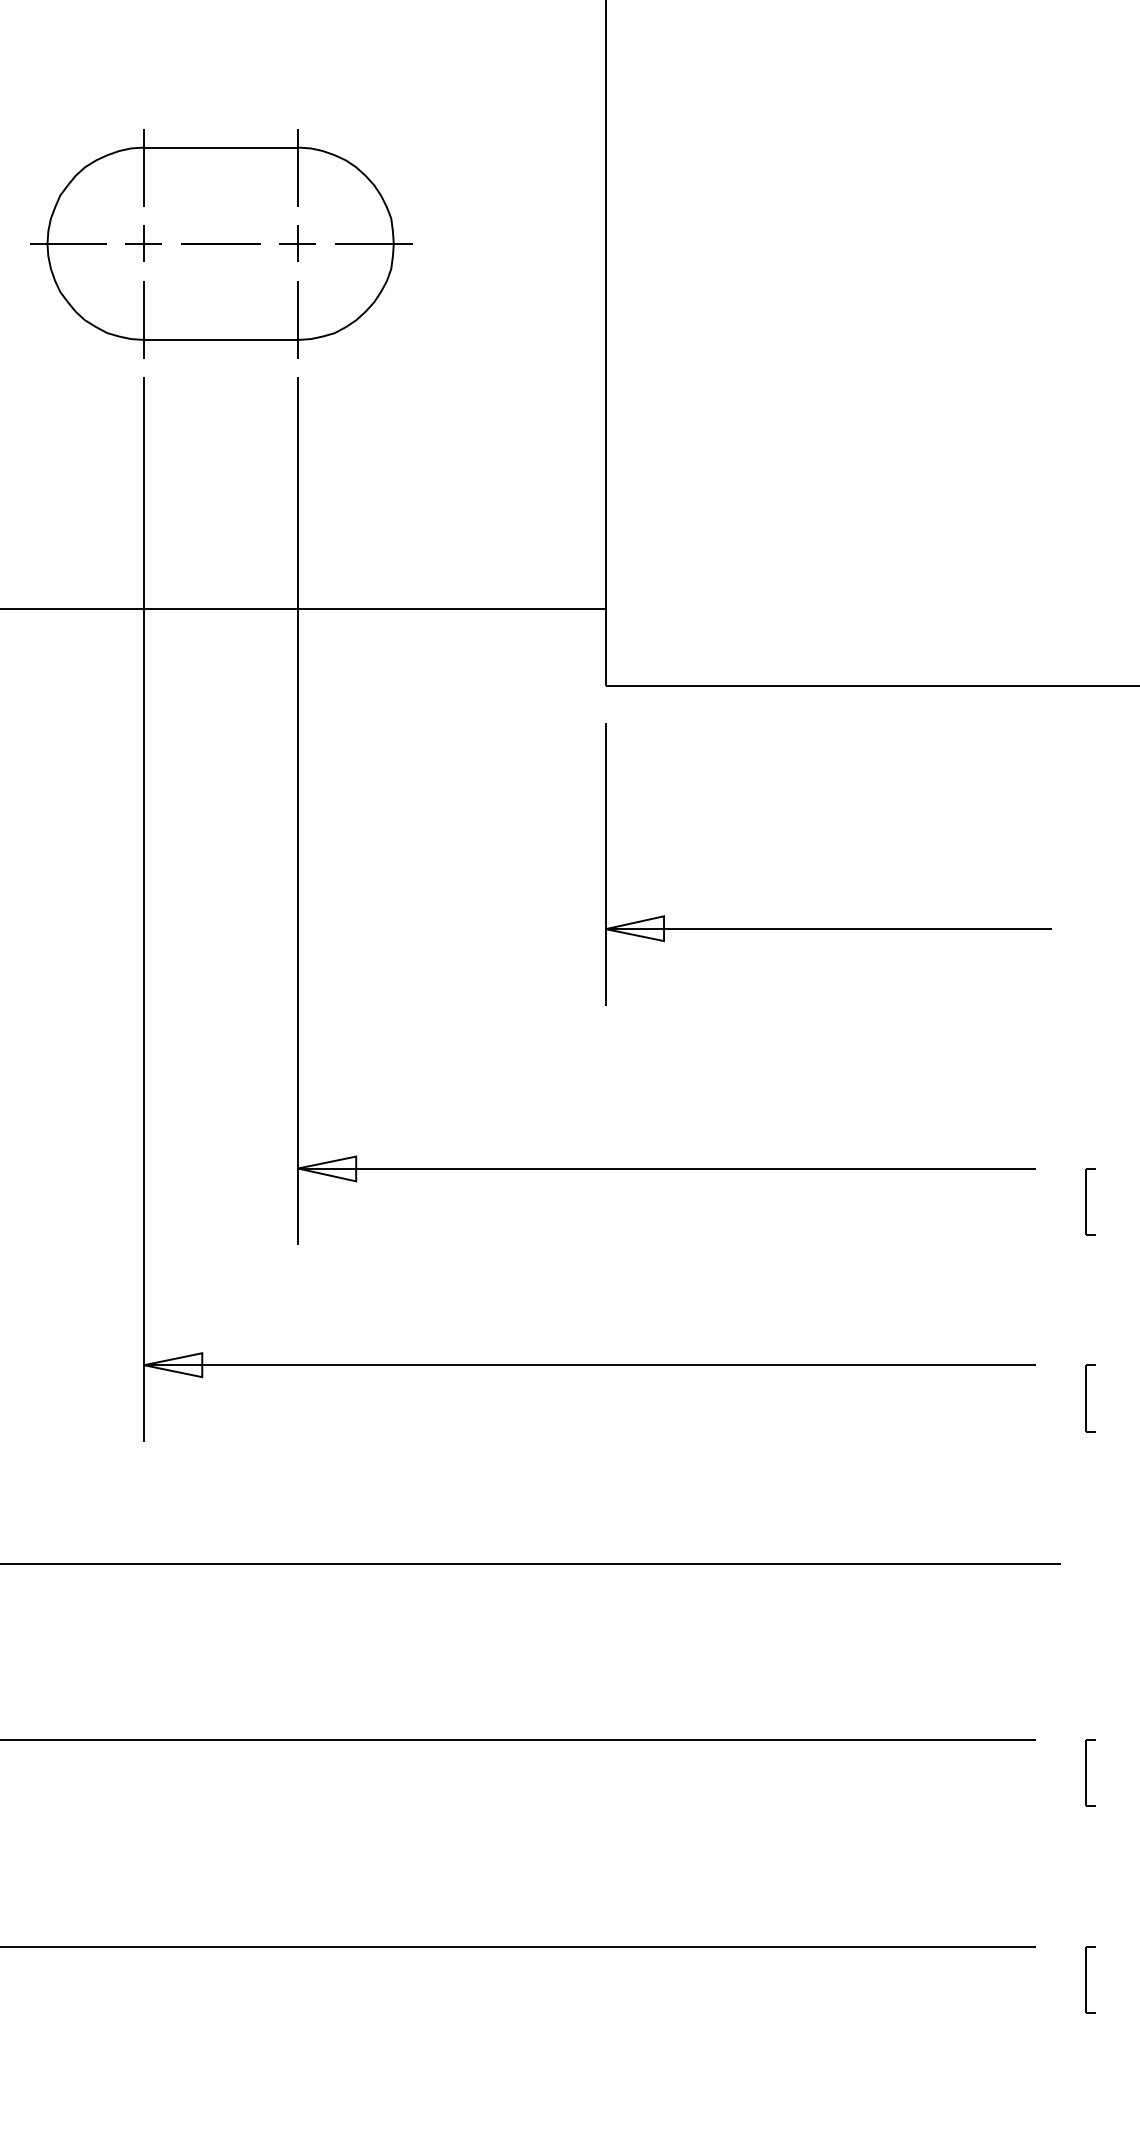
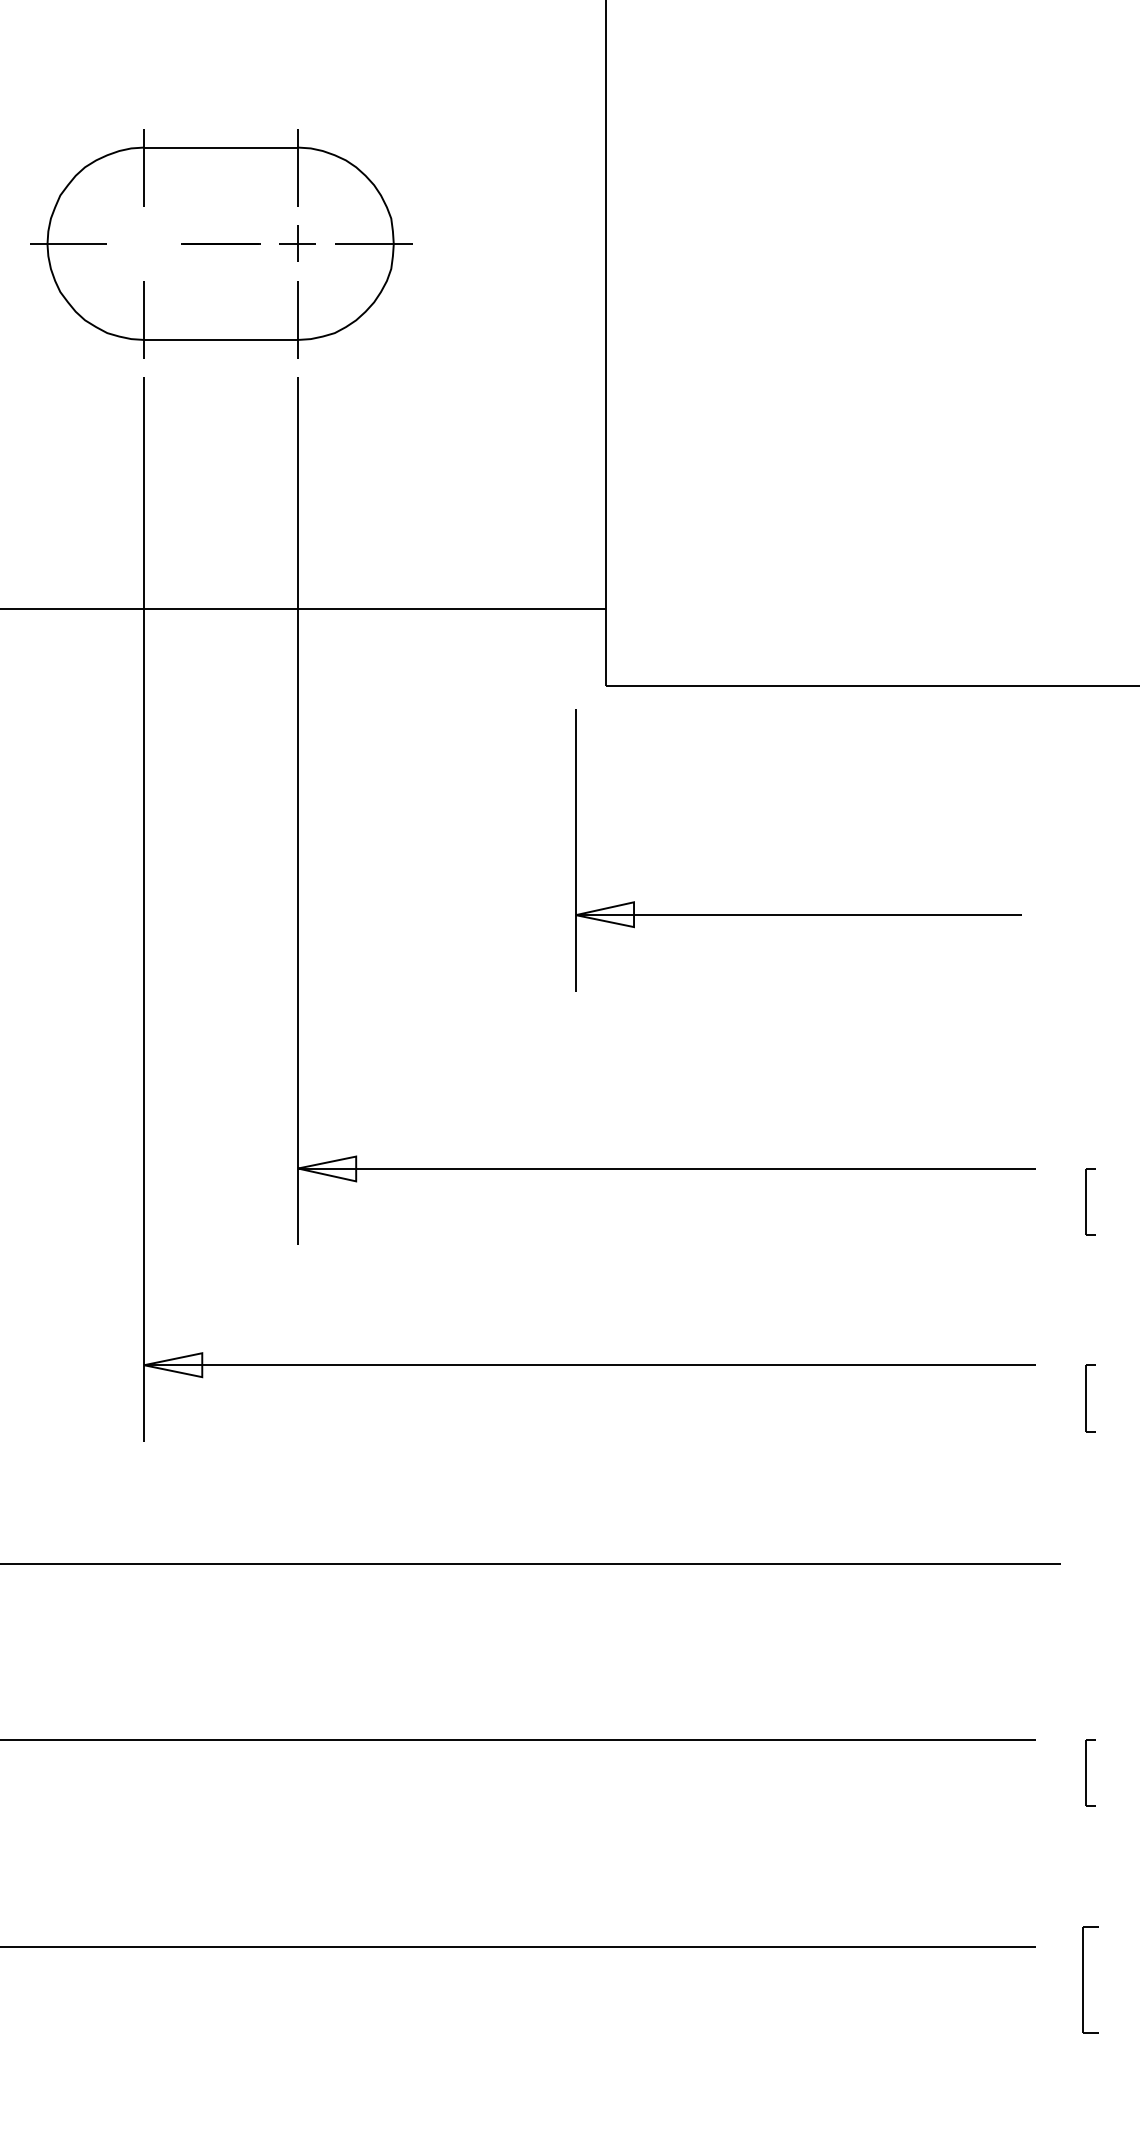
part: present -> none (143, 243)
part position: (828, 928) -> (798, 914) (798, 914)
part size: 11x68 px -> 17x108 px (1090, 1979)
